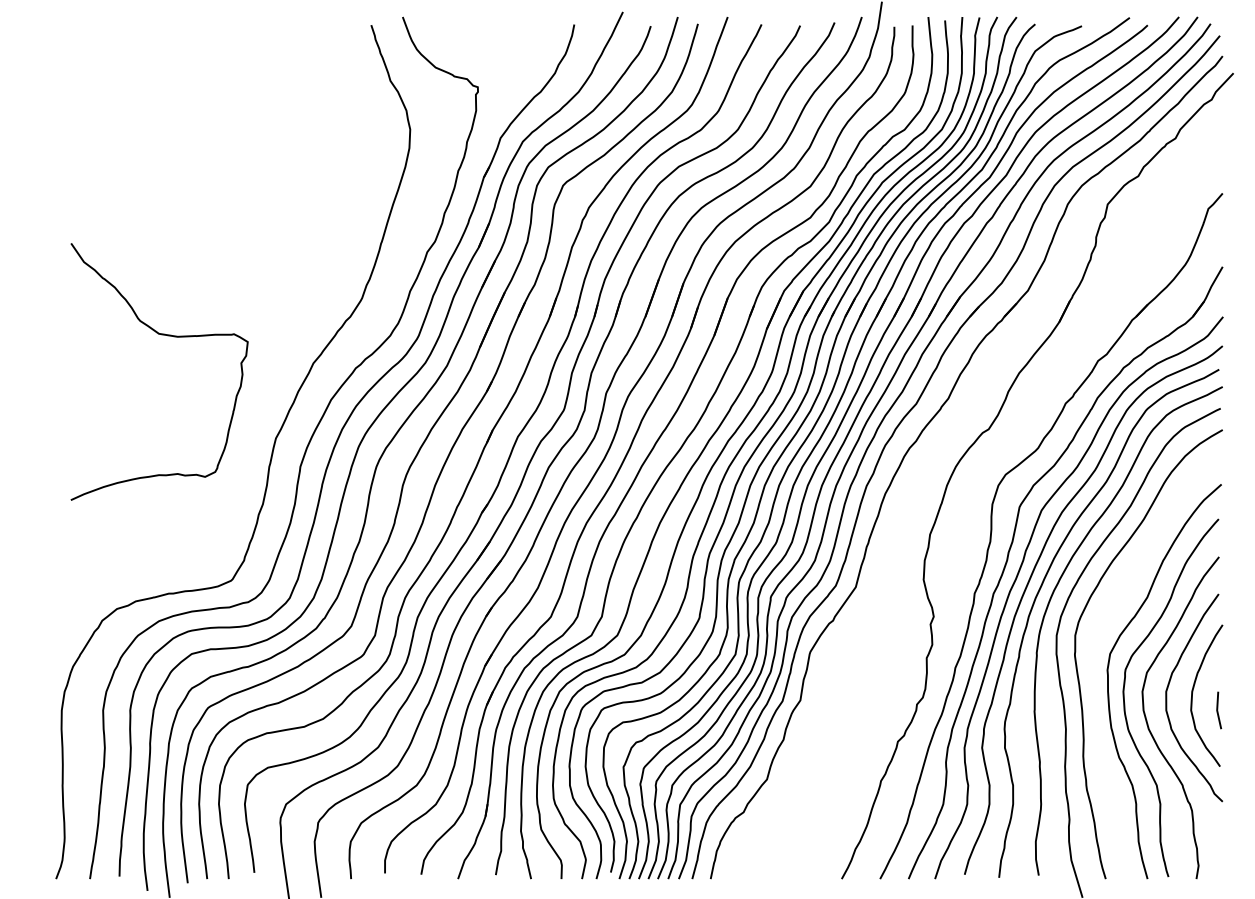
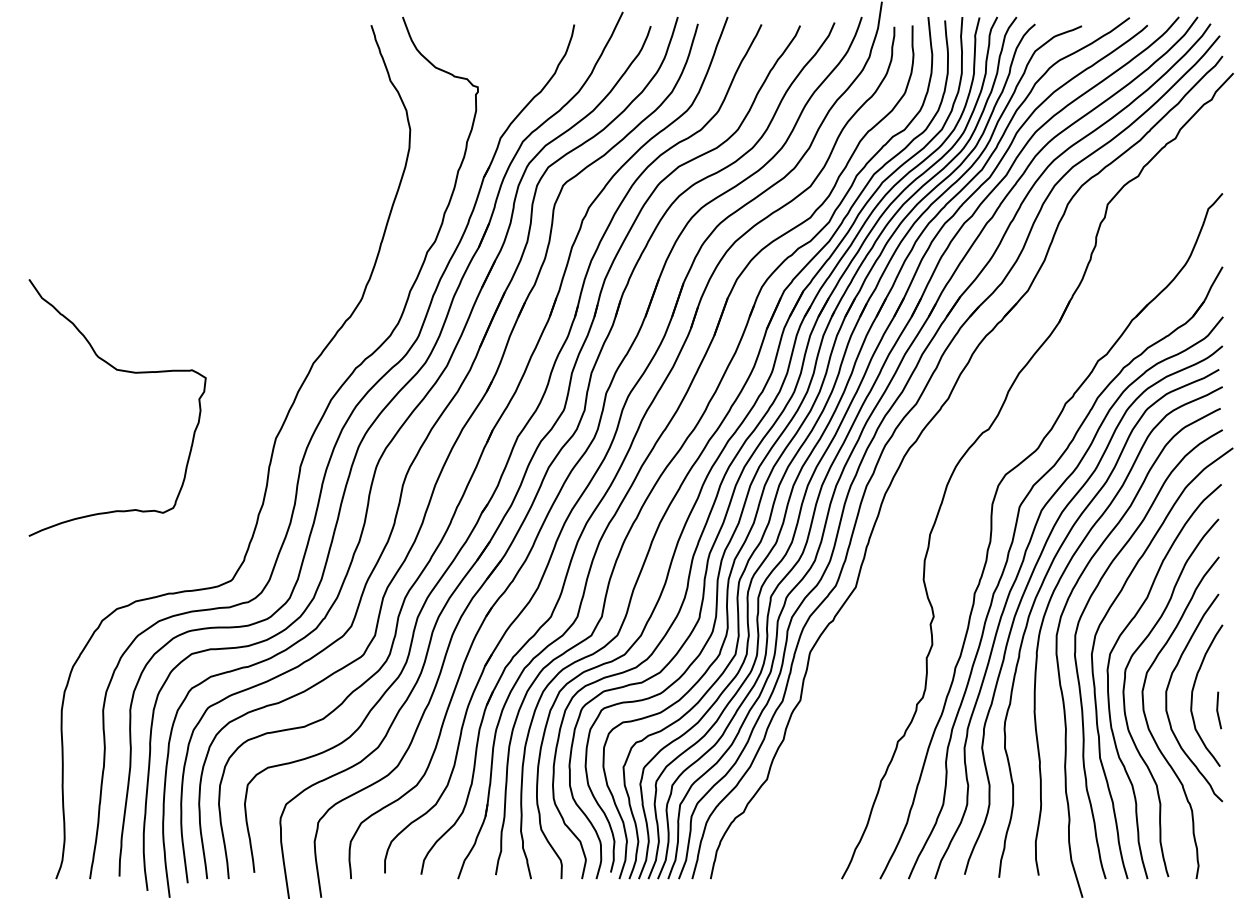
curve position: (167, 336) -> (125, 372) (125, 372)
curve: none -> present (1093, 663)
